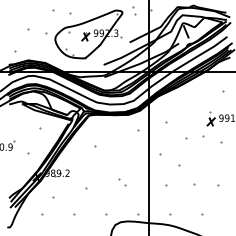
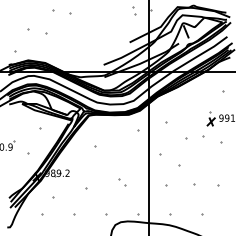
part: present -> none (88, 34)
